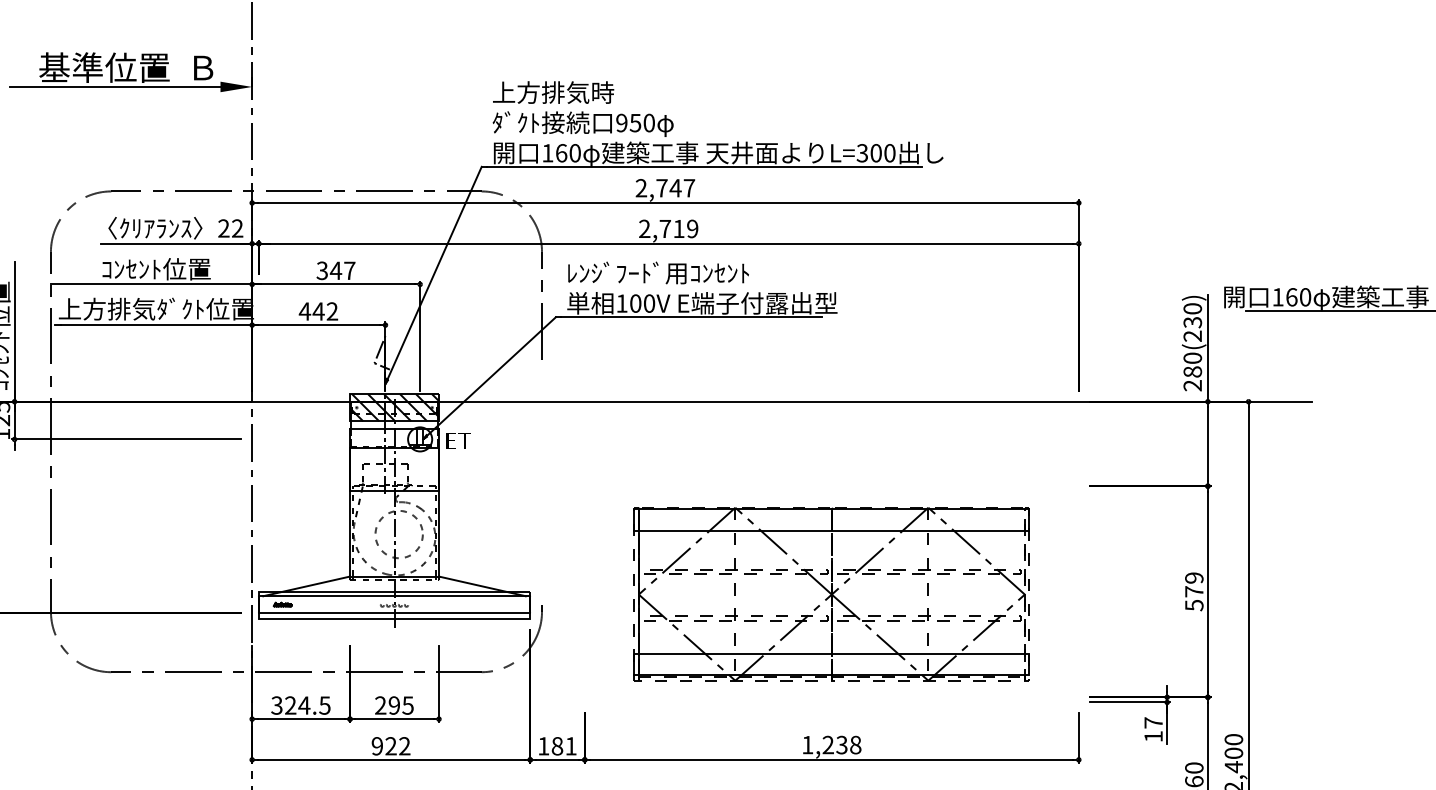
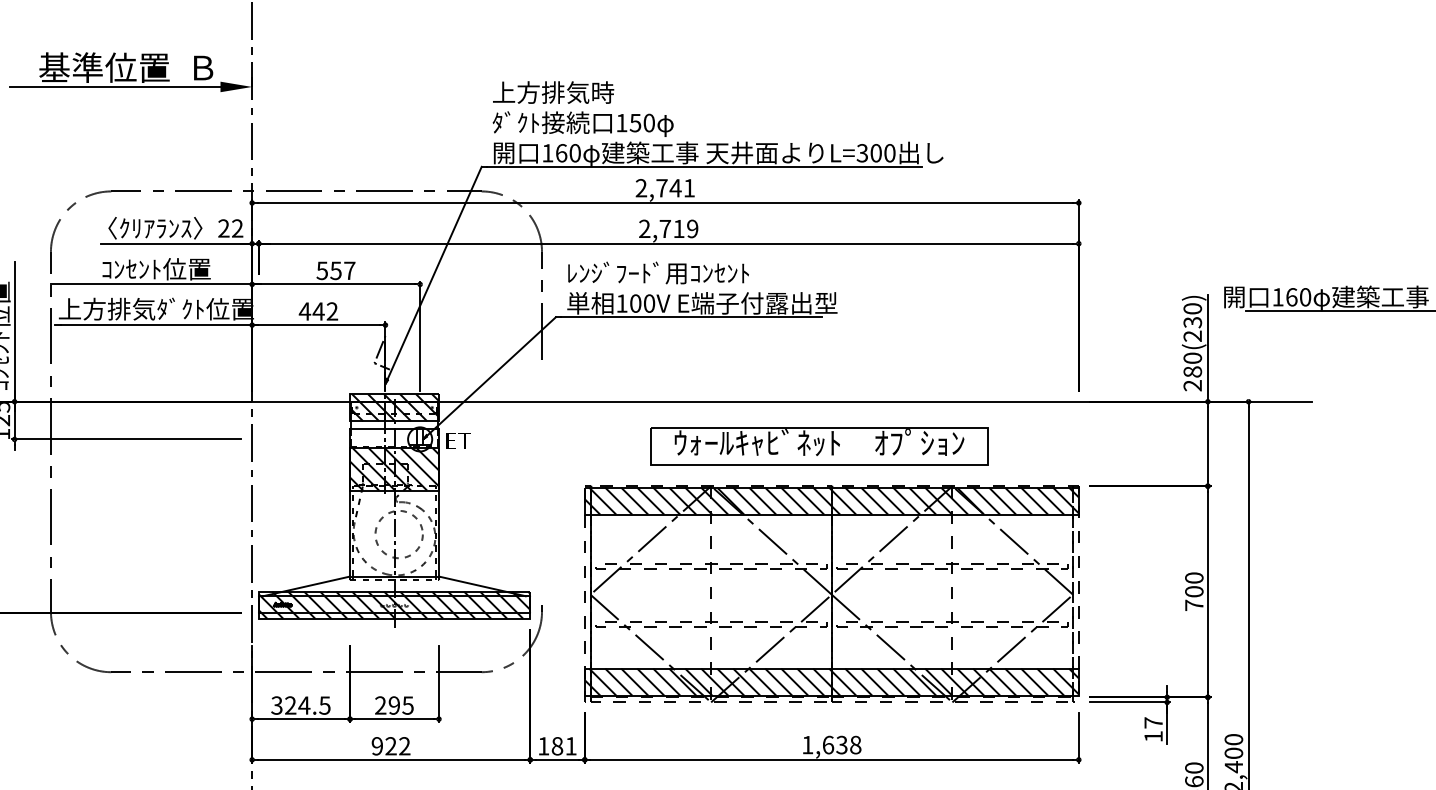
text: 950 -> 150 (621, 122)
text: 2,747 -> 2,741 (689, 188)
text: 347 -> 557 (329, 270)
part: none -> present (819, 446)
hatch: none -> present (394, 469)
text: 579 -> 700 (1194, 591)
part size: 397x175 px -> 496x218 px (831, 593)
hatch: none -> present (394, 604)
text: 1,238 -> 1,638 (828, 744)
